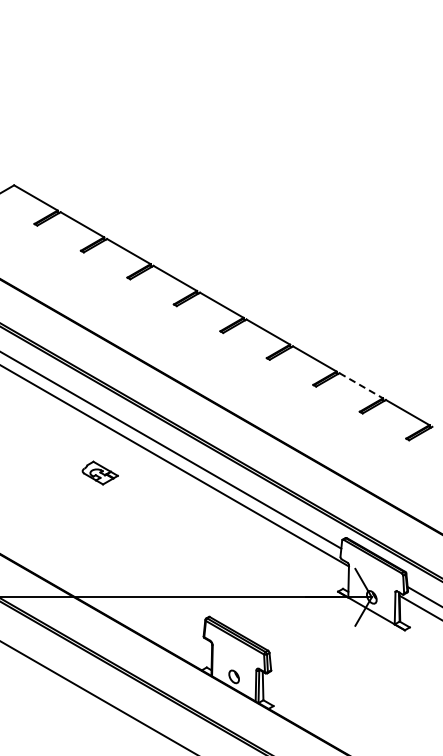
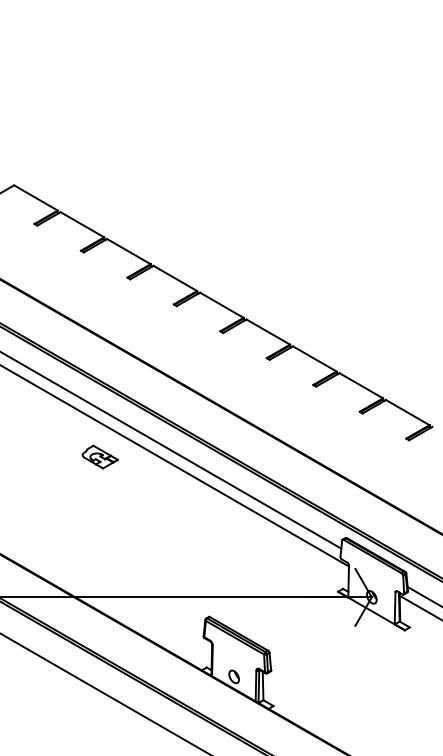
line: dashed -> solid (361, 386)
part position: (99, 472) -> (99, 456) (99, 456)
line position: (97, 697) -> (104, 693) (104, 693)
